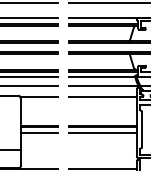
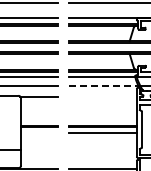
line: solid -> dashed (103, 86)
line: present -> none (102, 96)
line: present -> none (39, 133)
